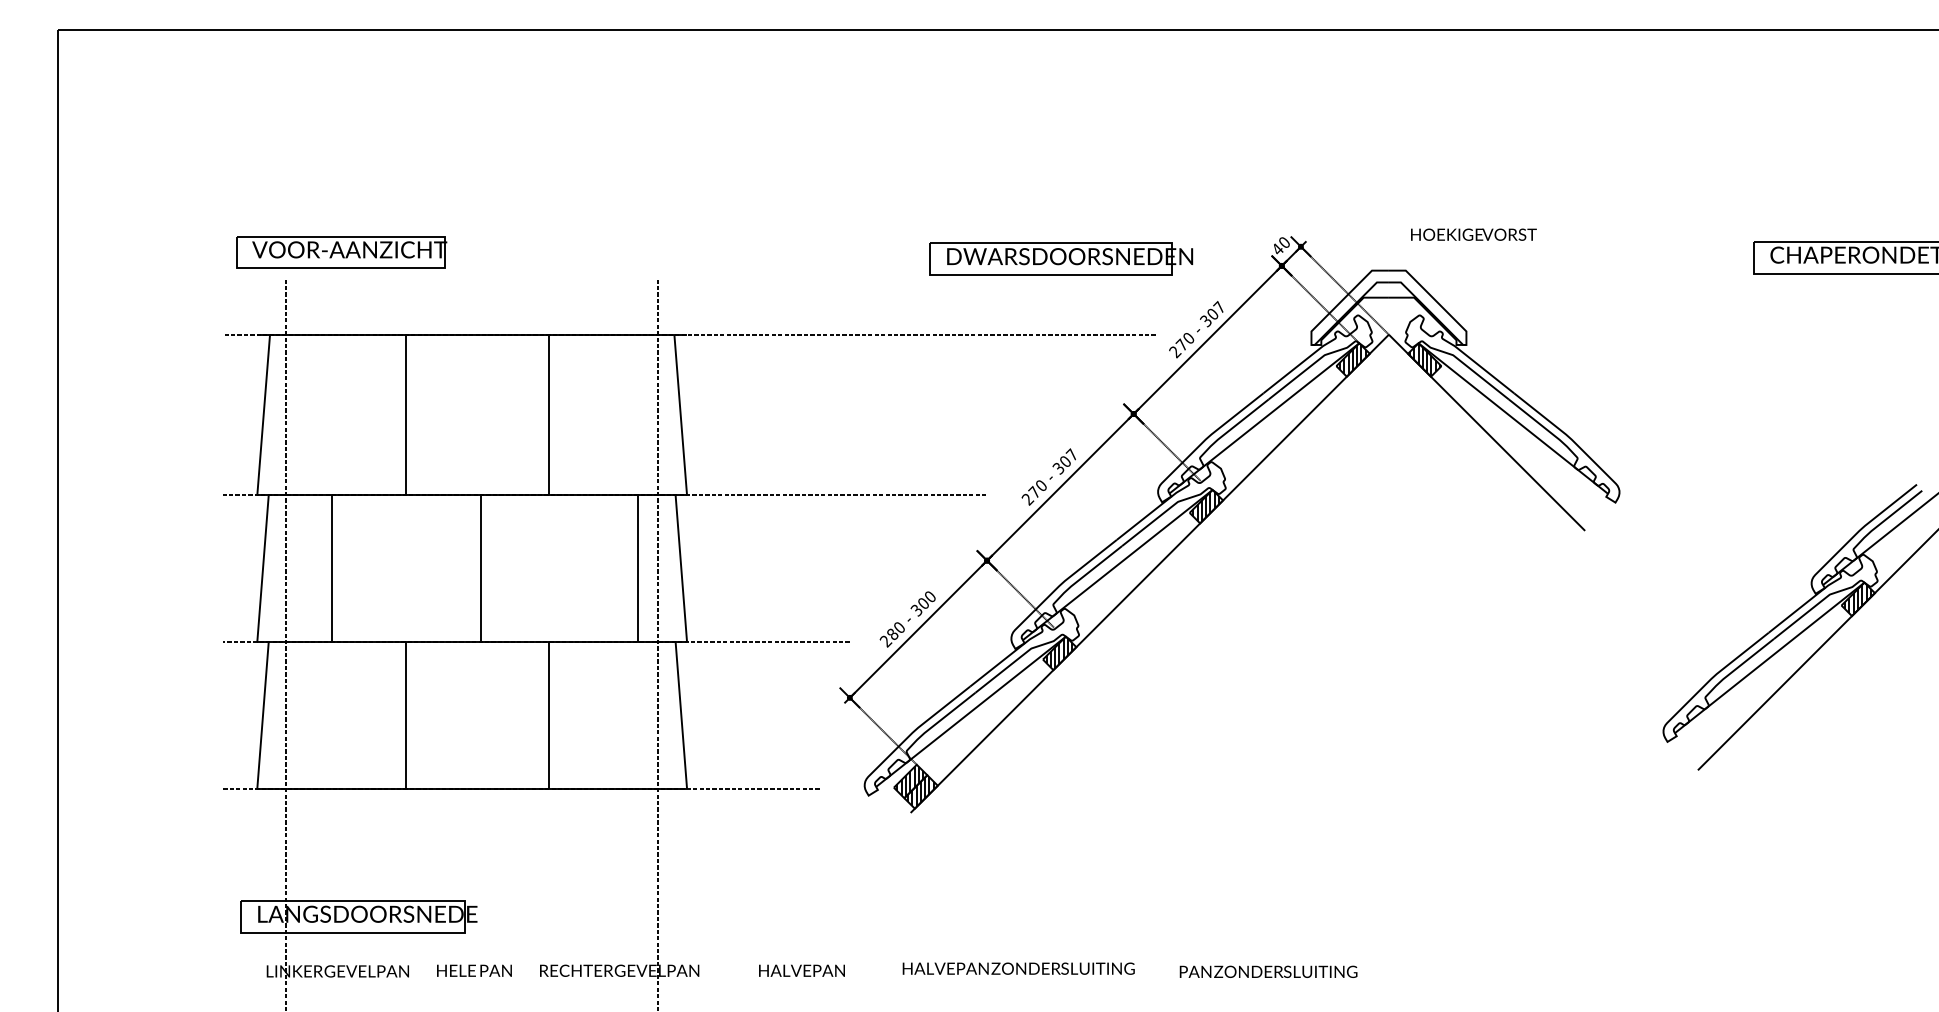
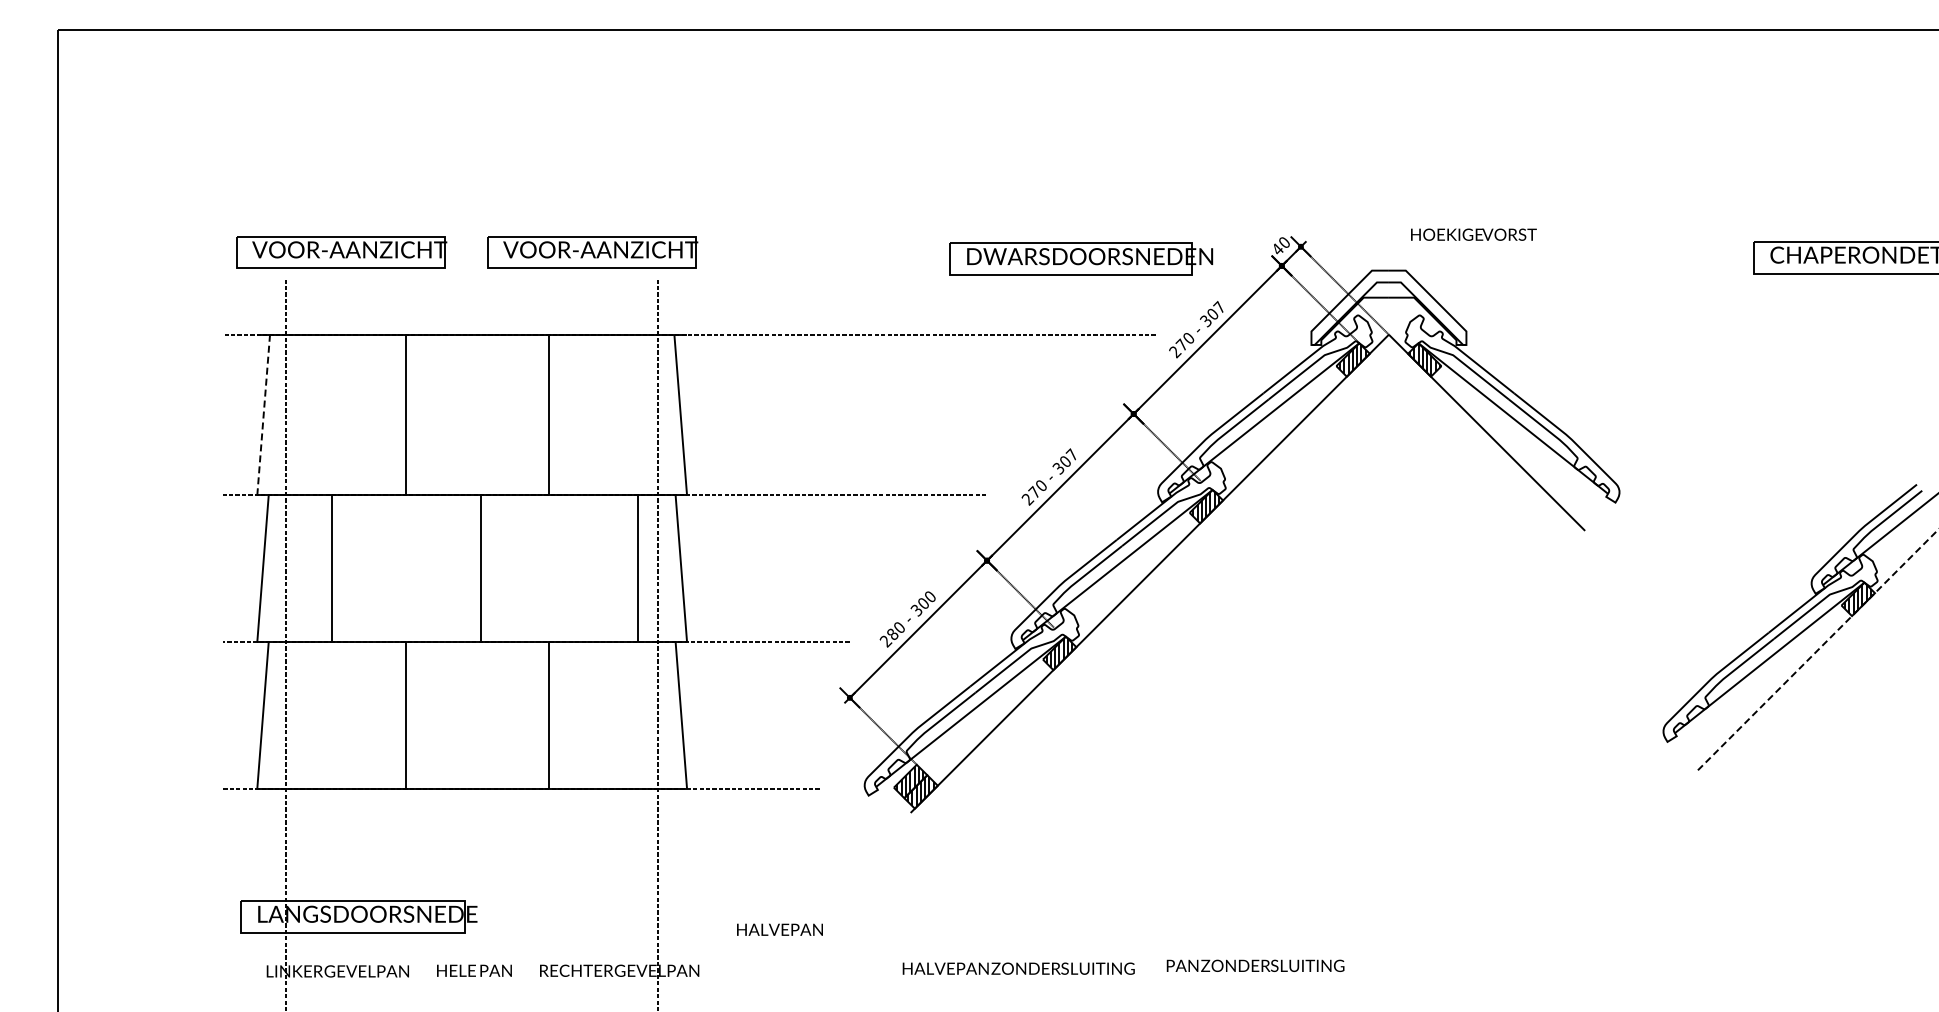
part: none -> present (592, 252)
part position: (1061, 258) -> (1081, 258) (1081, 258)
line: solid -> dashed (263, 414)
line: solid -> dashed (1818, 649)
text position: (801, 970) -> (779, 929) (779, 929)
text position: (1268, 971) -> (1255, 965) (1255, 965)
